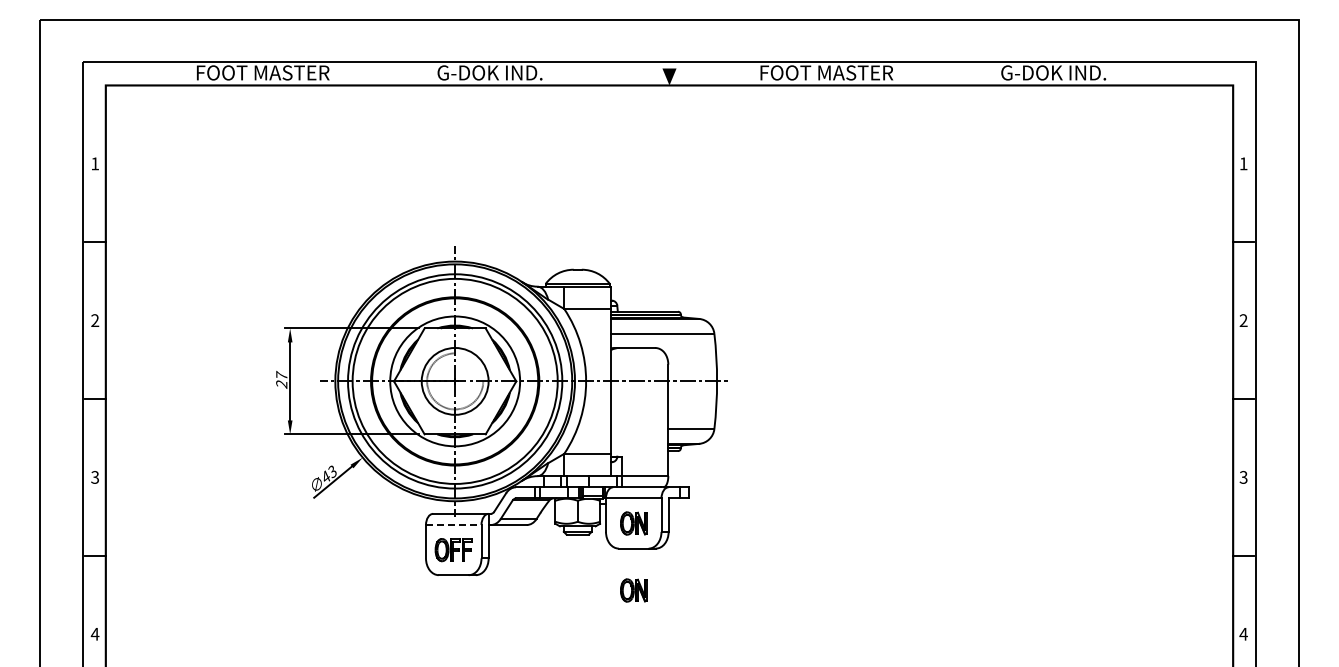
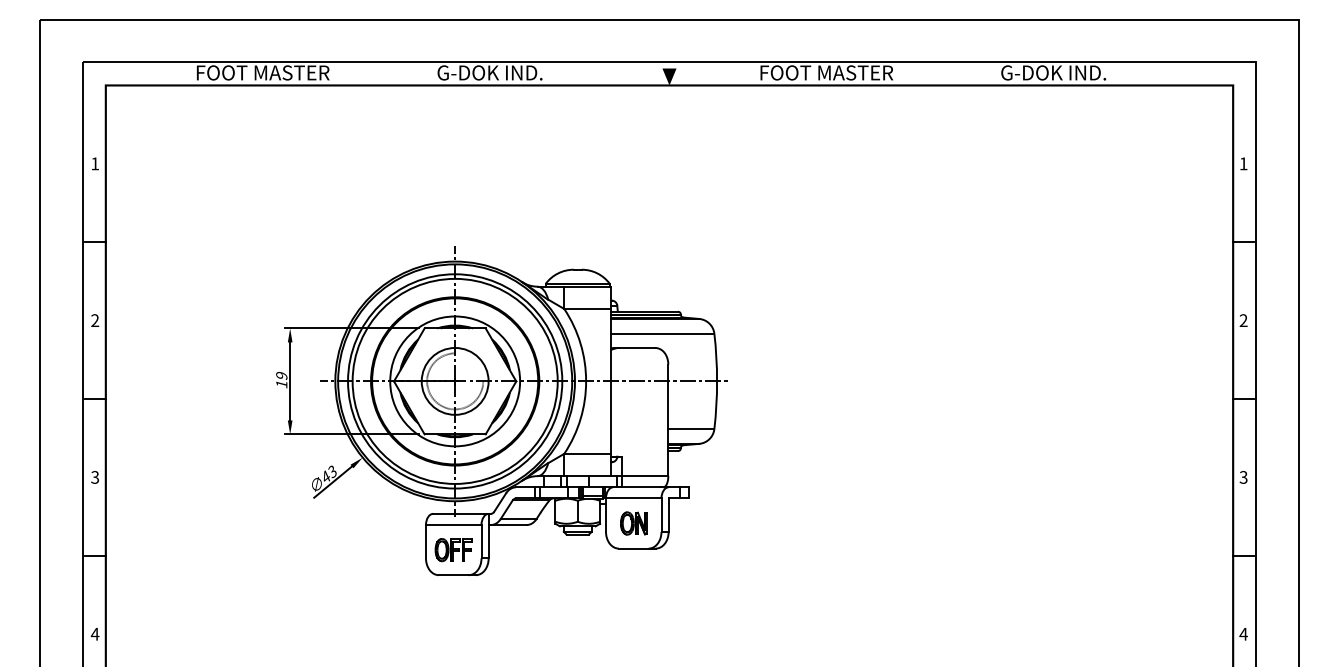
text: 27 -> 19 (281, 379)
line: dashed -> solid (453, 525)
part: present -> none (633, 590)
